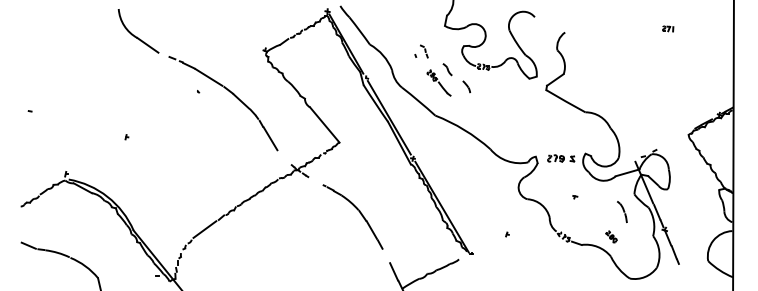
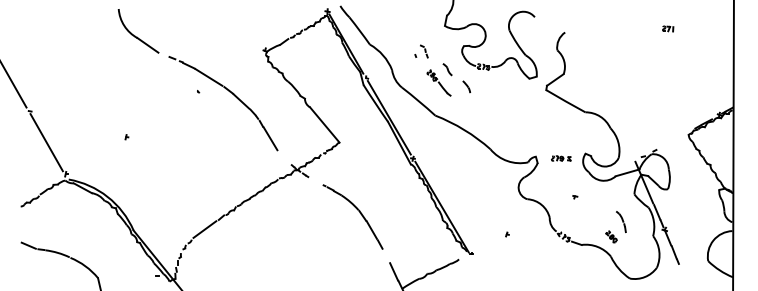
line: none -> present (14, 85)
line: none -> present (46, 142)
part size: 29x9 px -> 21x7 px (561, 158)
part position: (622, 211) -> (621, 221) (621, 221)
